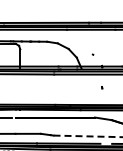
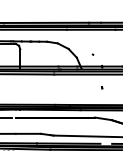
line: dashed -> solid (88, 136)
